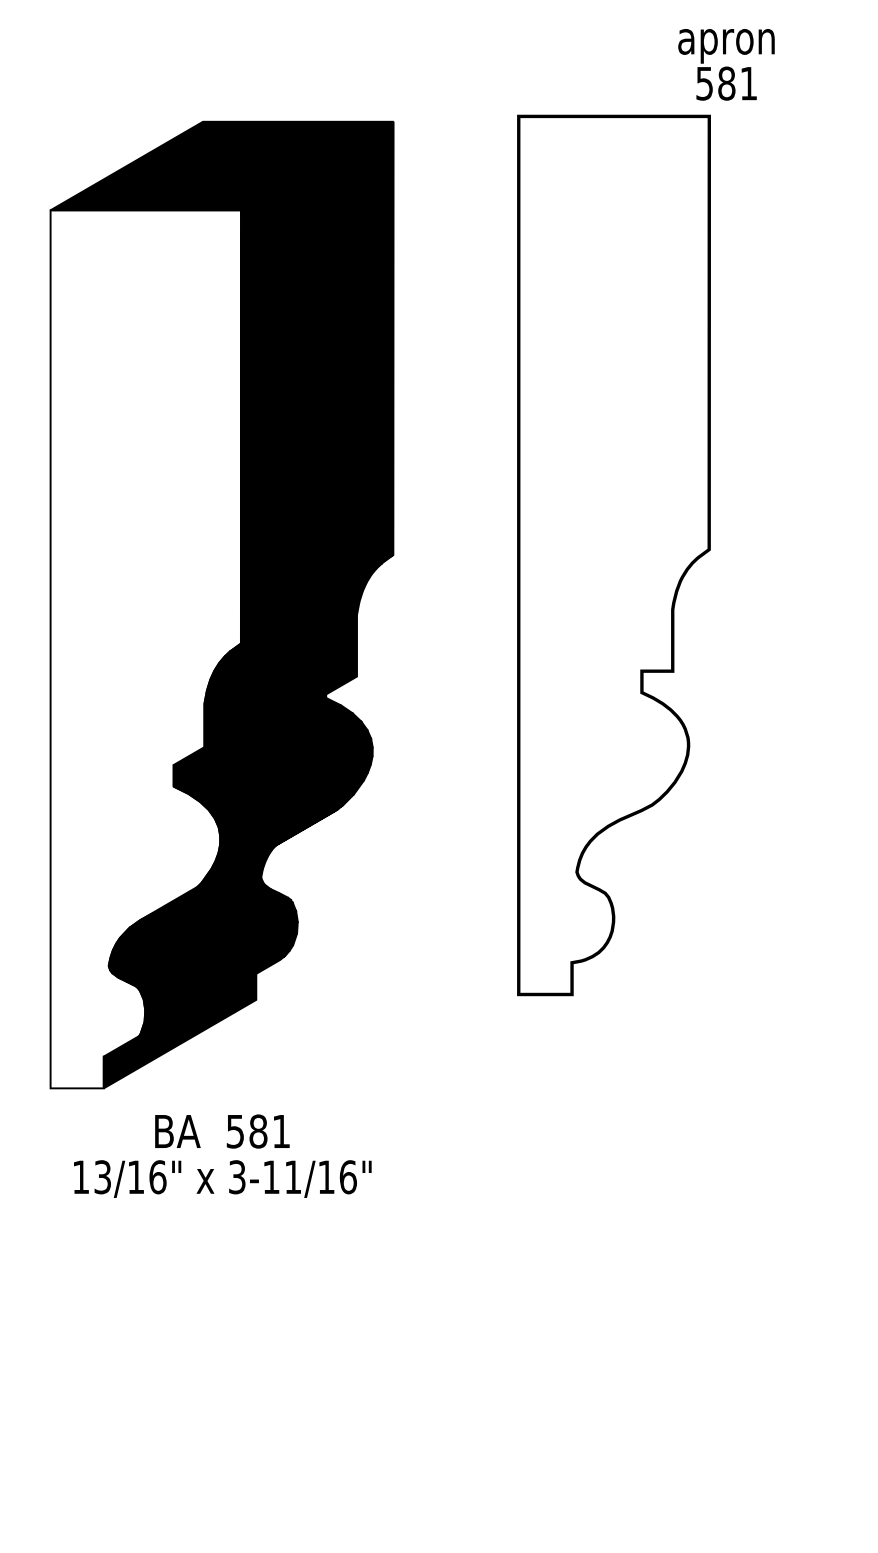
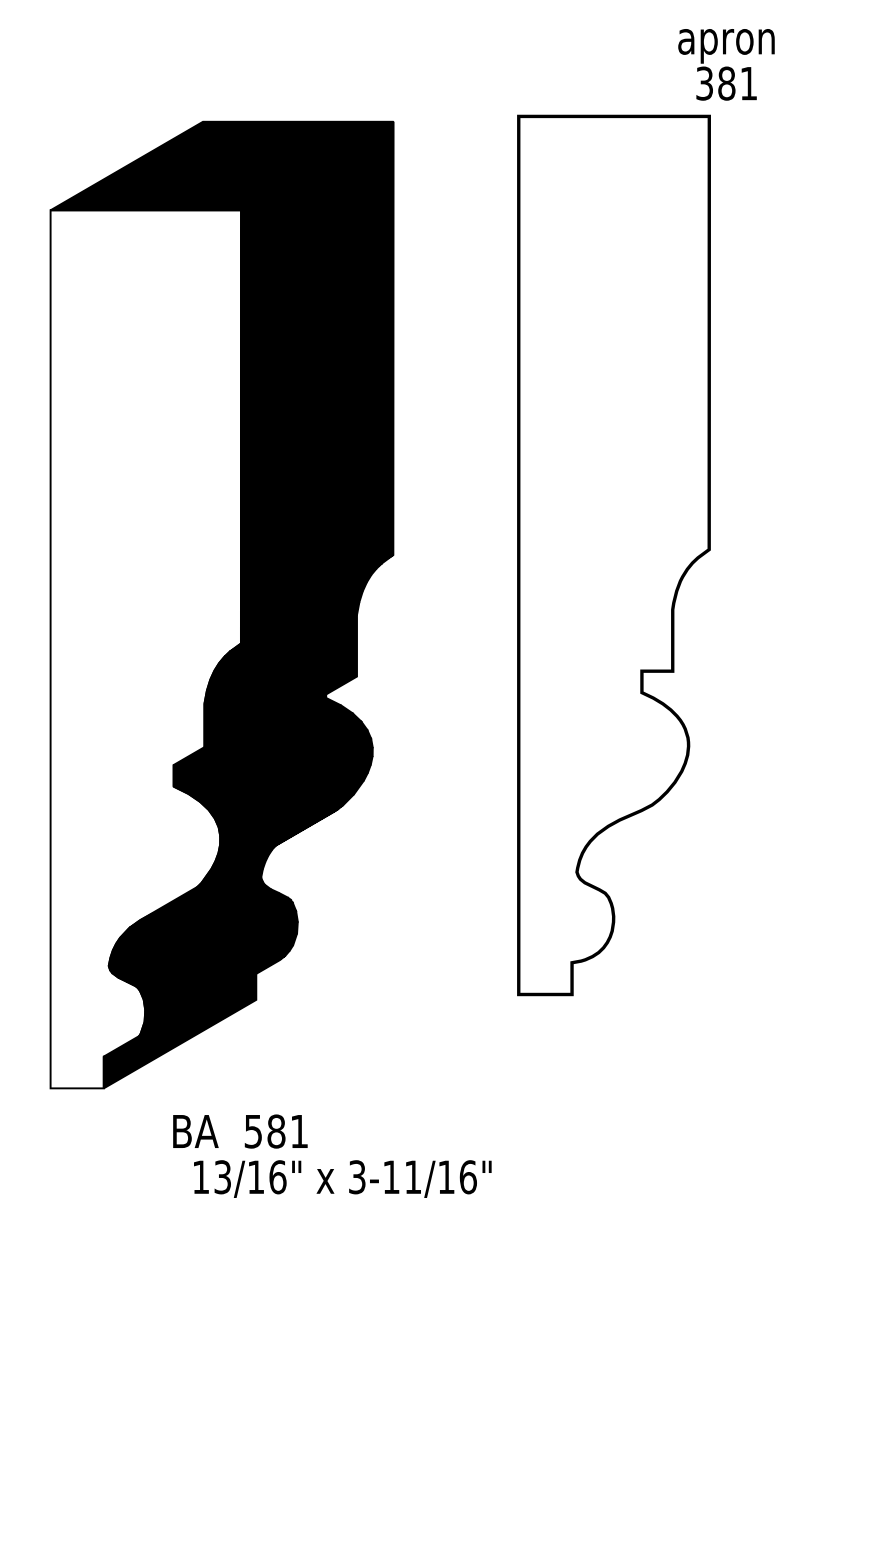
text: 581 -> 381 (704, 83)
text position: (222, 1131) -> (240, 1131) (240, 1131)
text position: (222, 1178) -> (342, 1178) (342, 1178)
